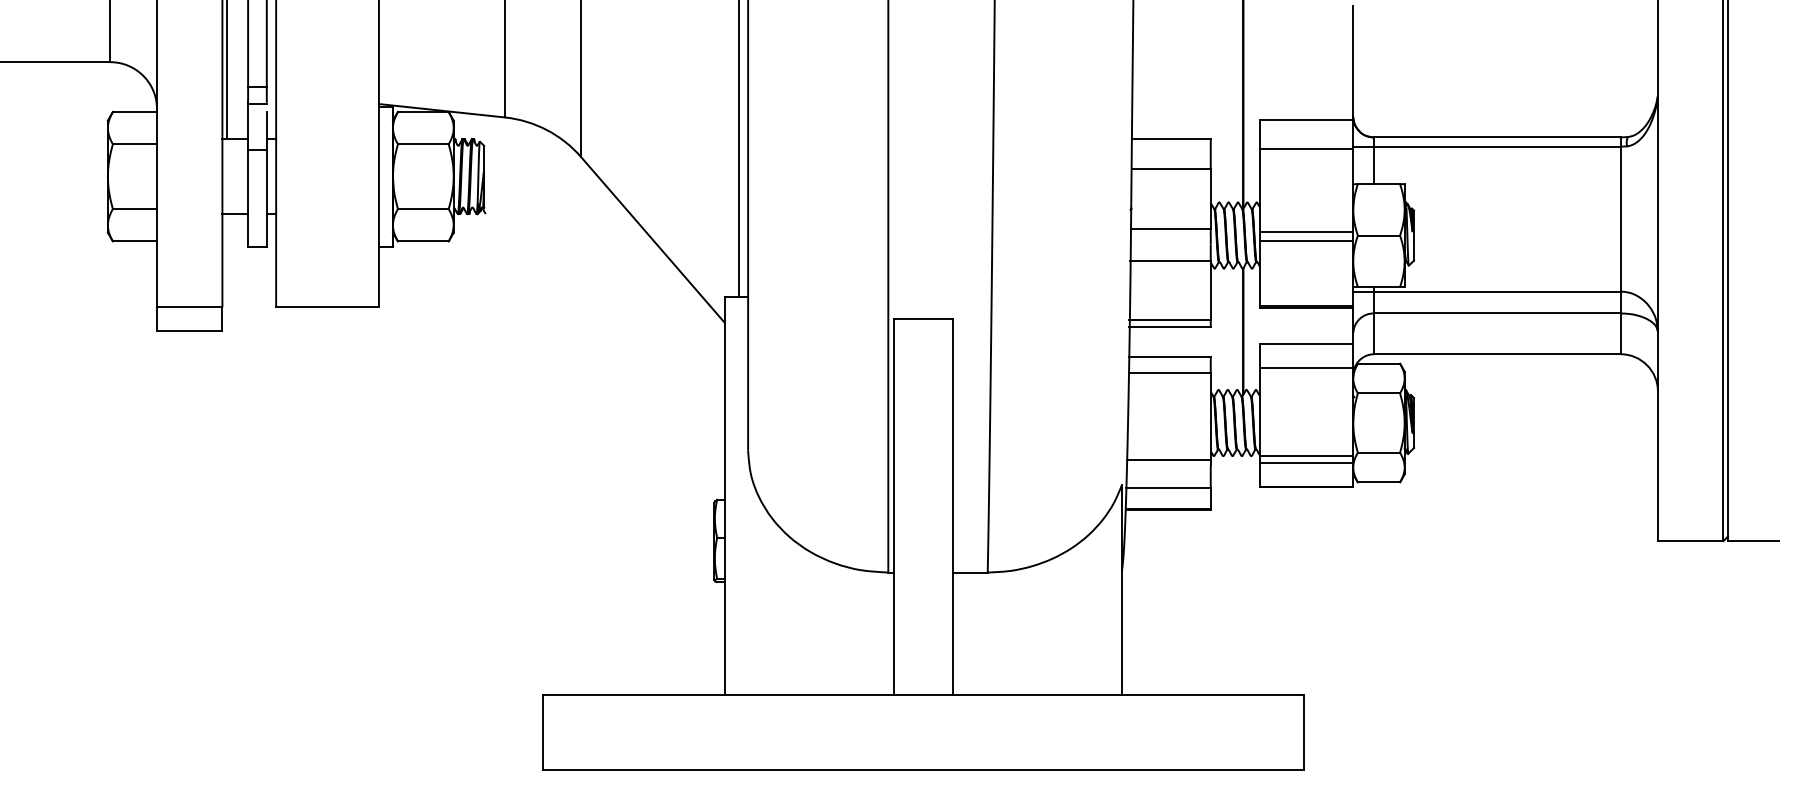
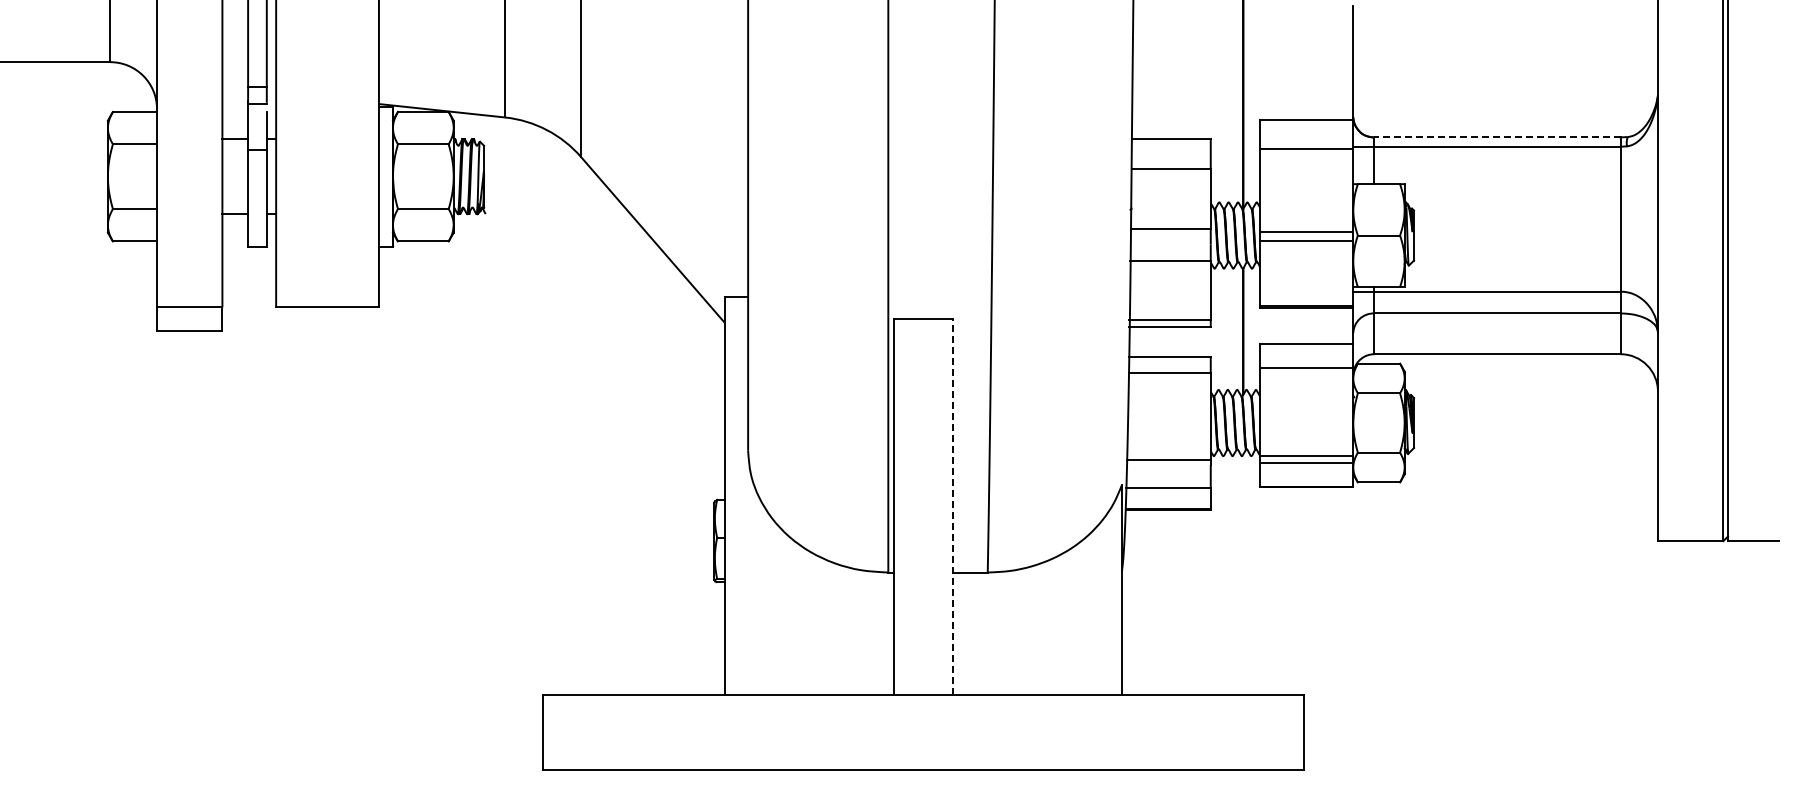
line: present -> none (227, 70)
line: solid -> dashed (1496, 137)
line: present -> none (738, 149)
line: solid -> dashed (952, 507)
